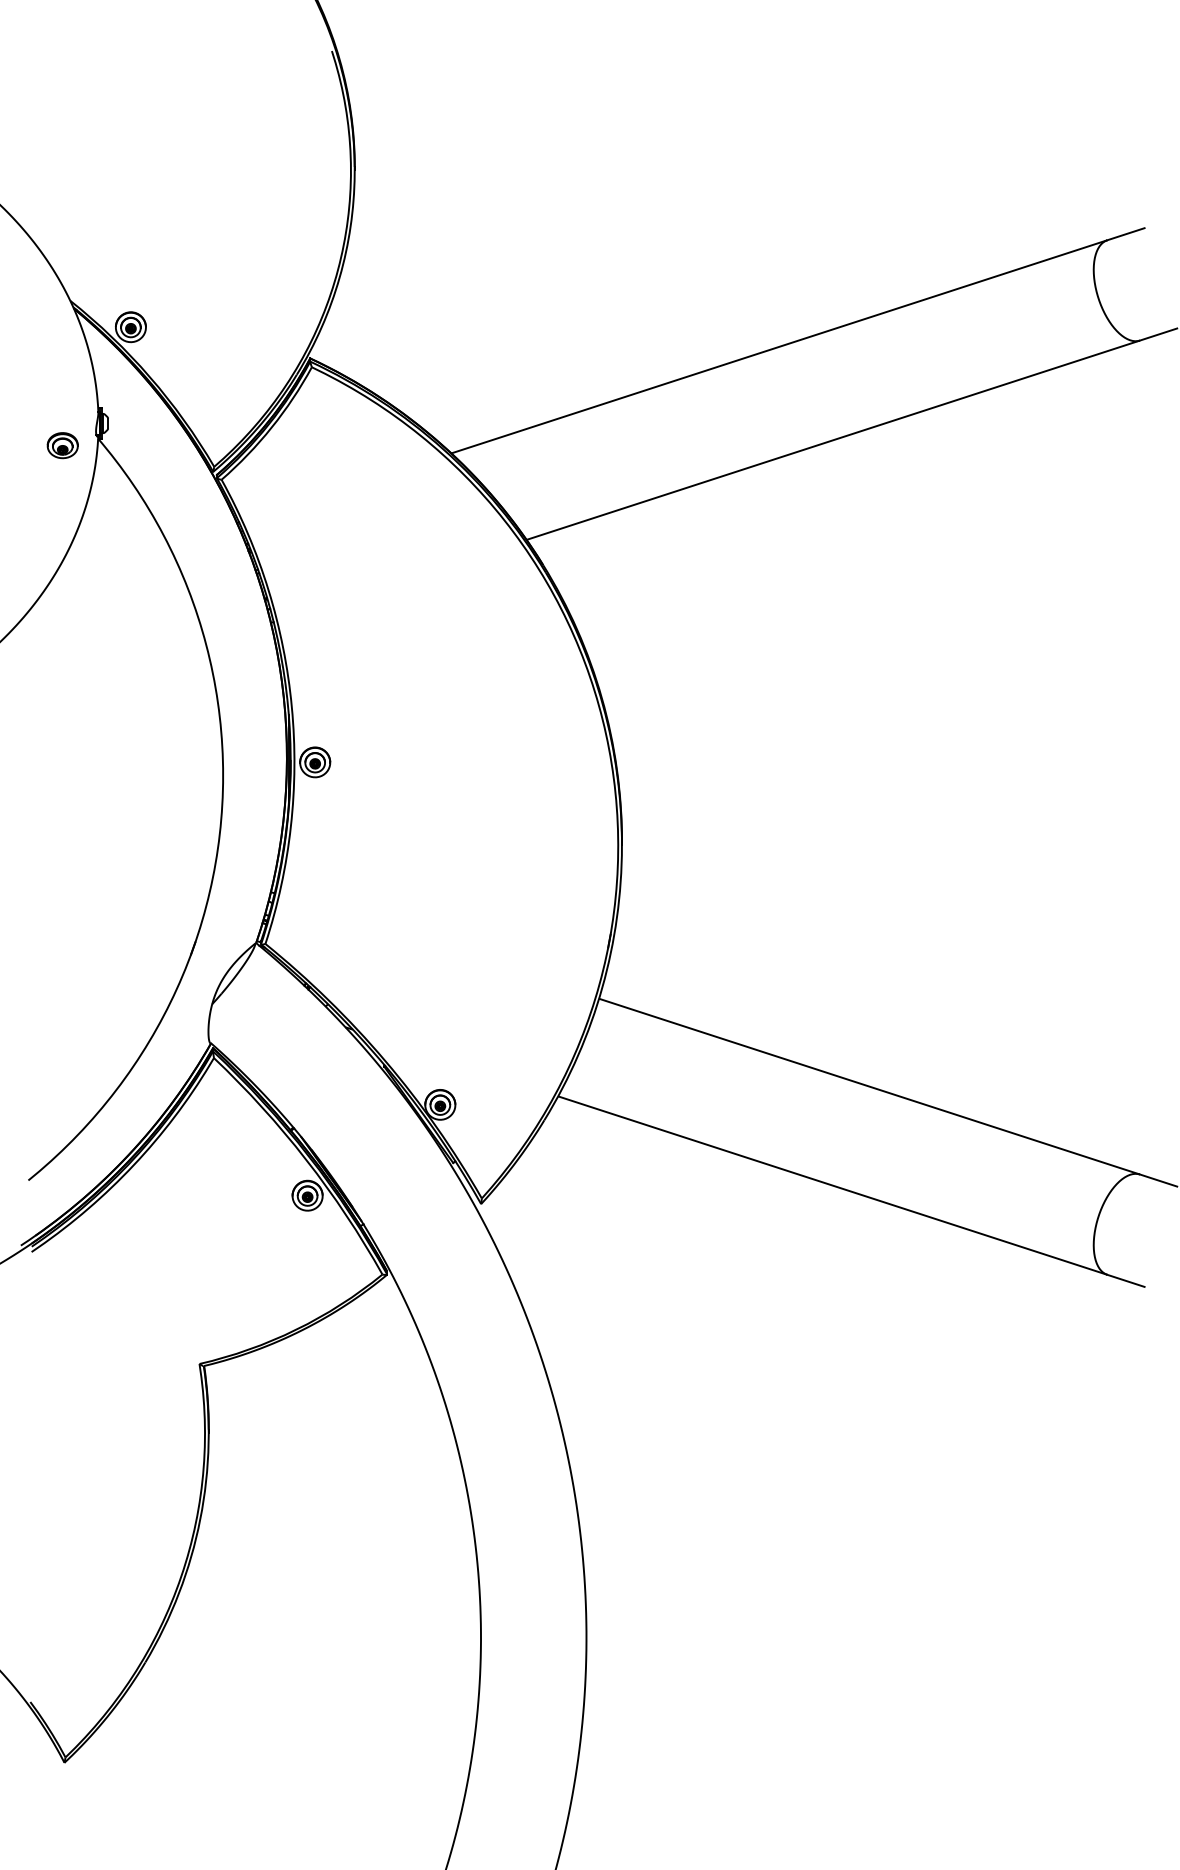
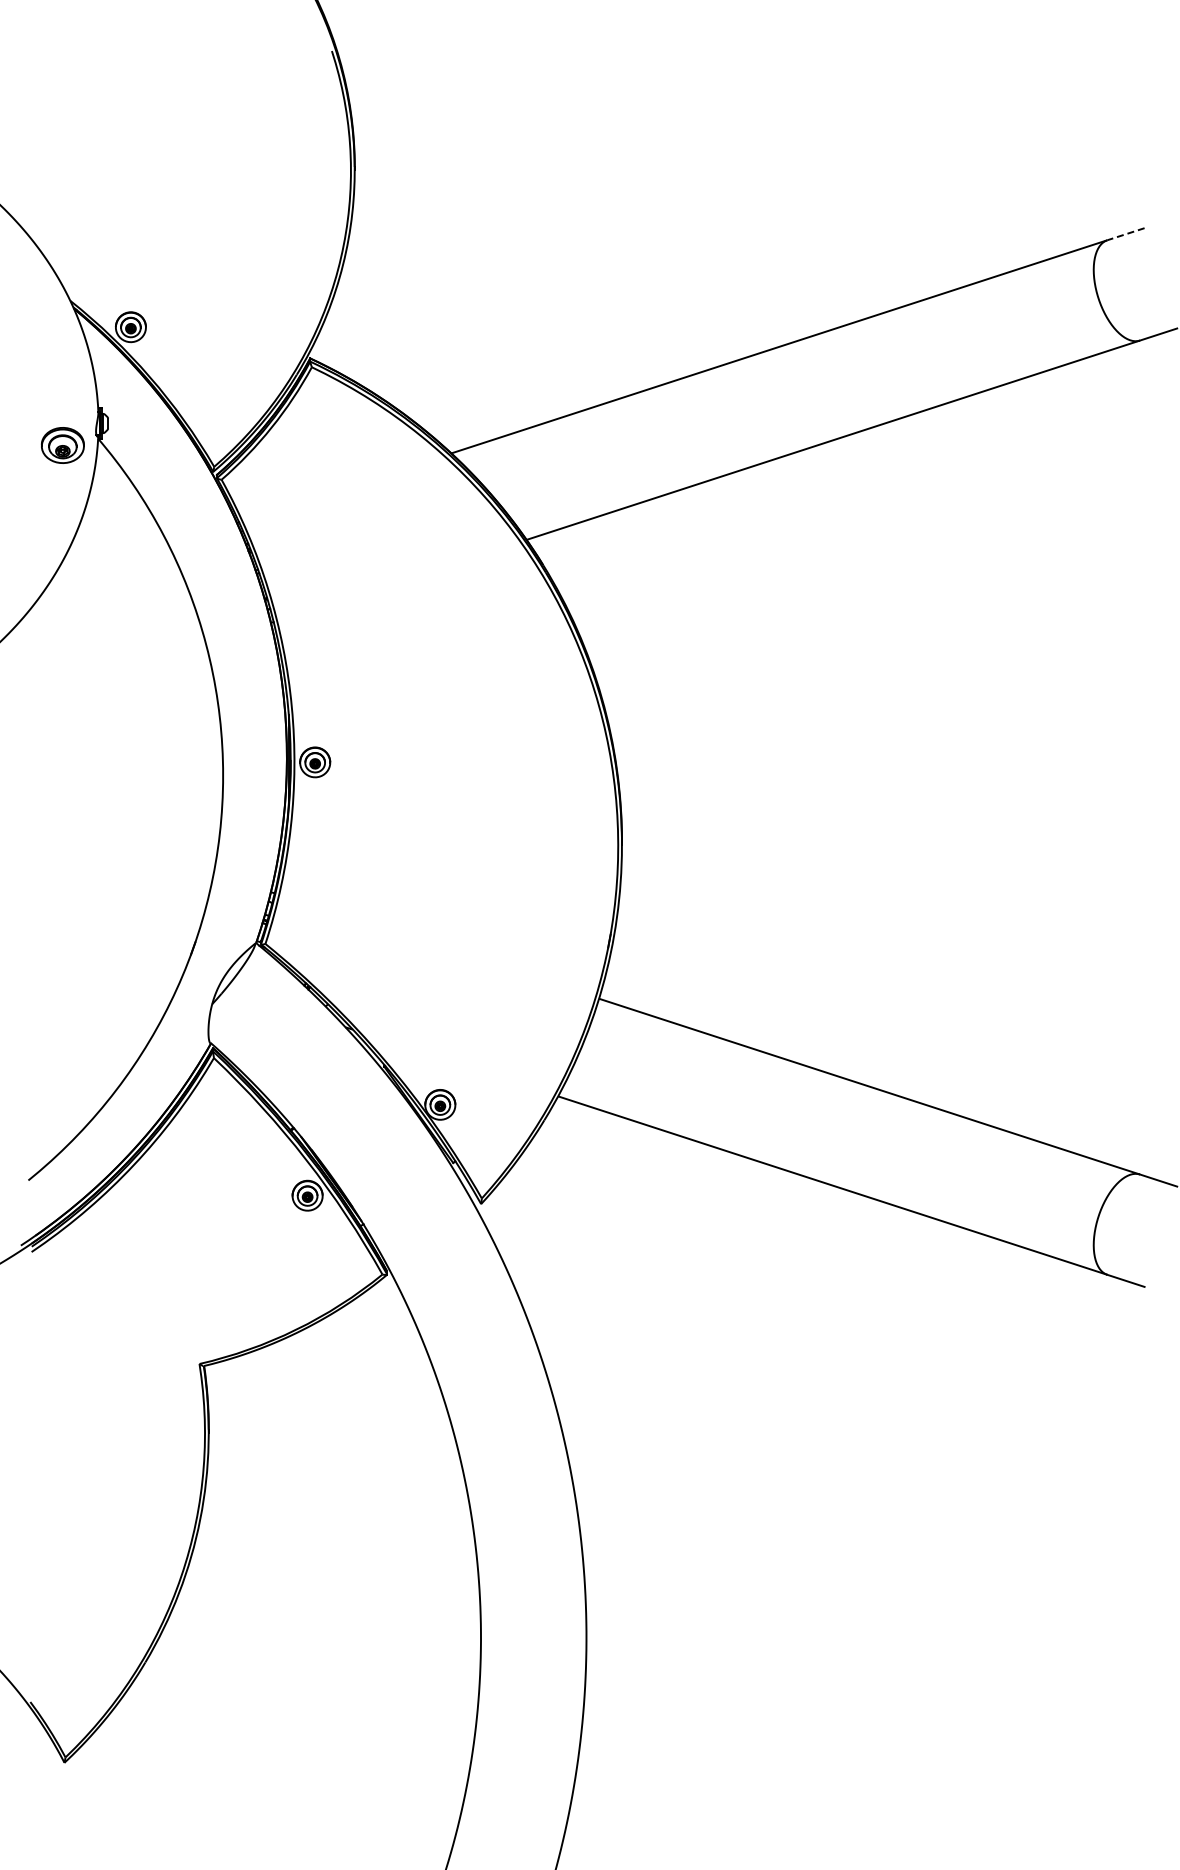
line: solid -> dashed (1125, 234)
part size: 33x28 px -> 44x37 px (62, 445)
